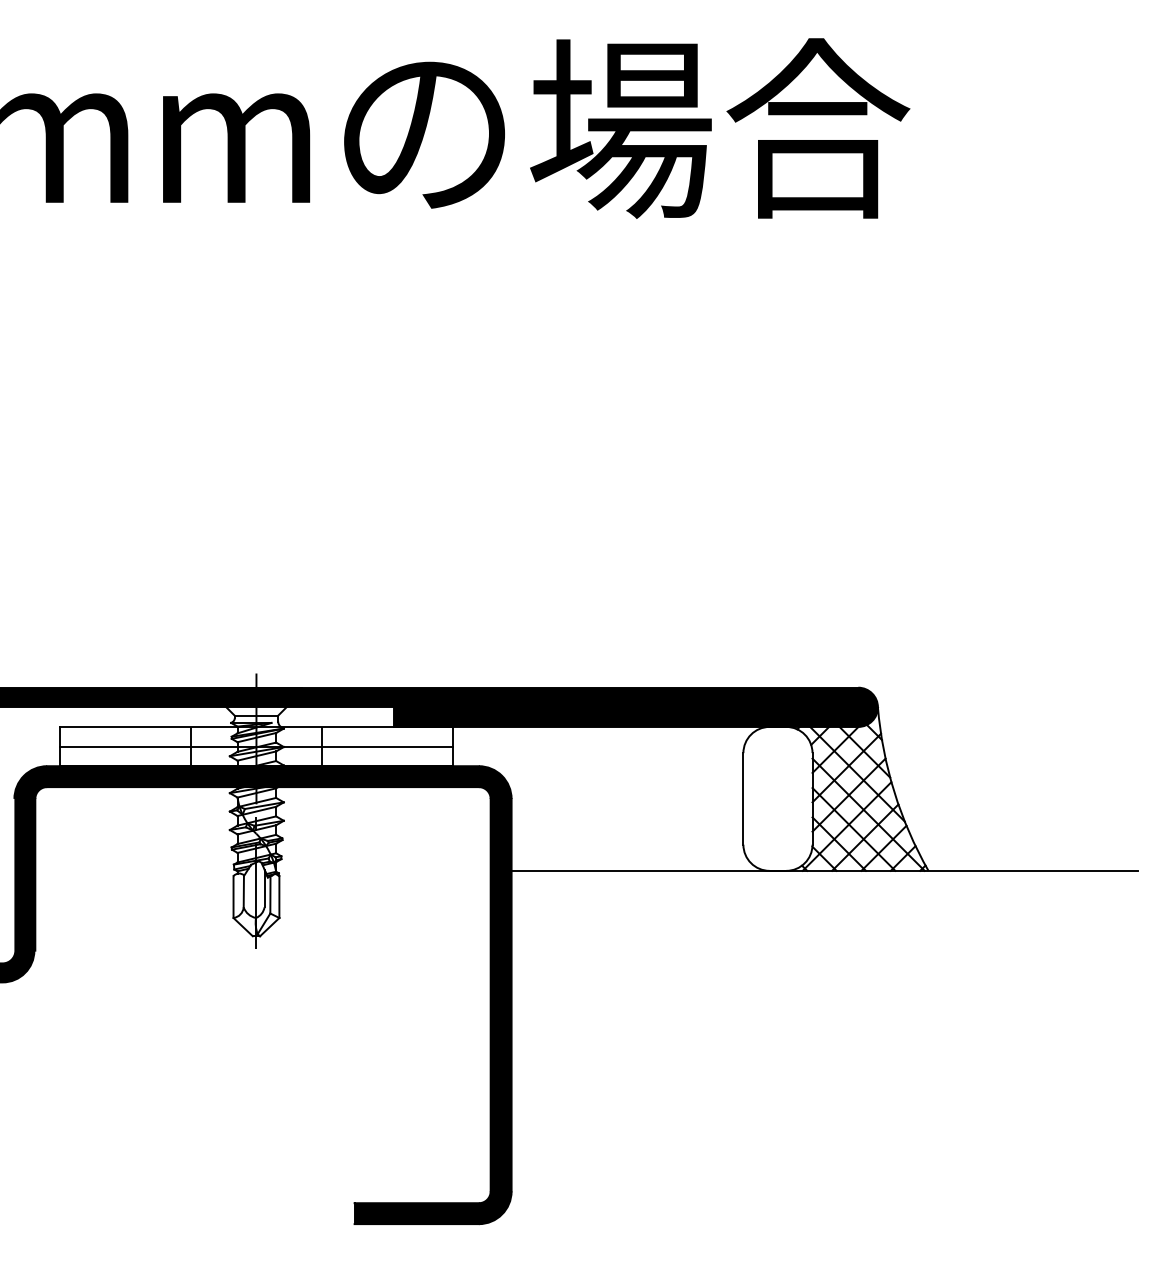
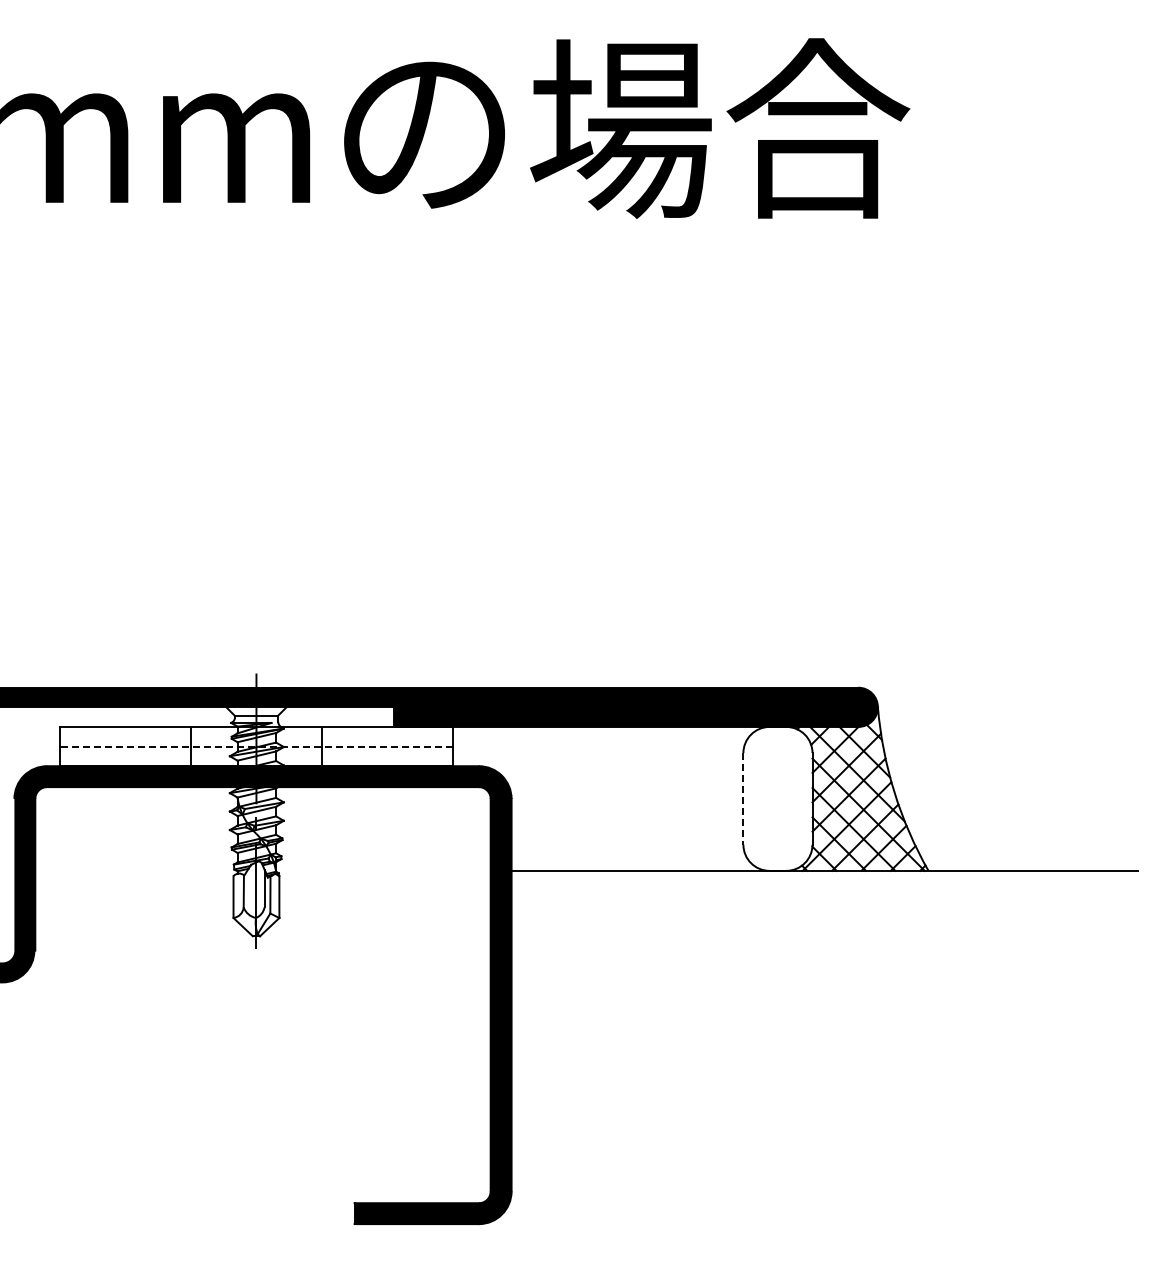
line: solid -> dashed (255, 746)
line: solid -> dashed (743, 798)
